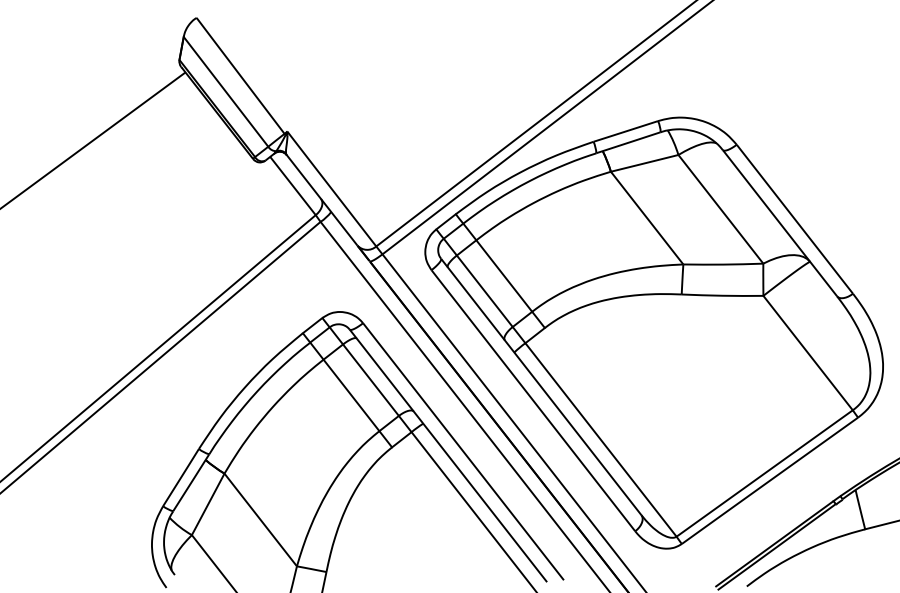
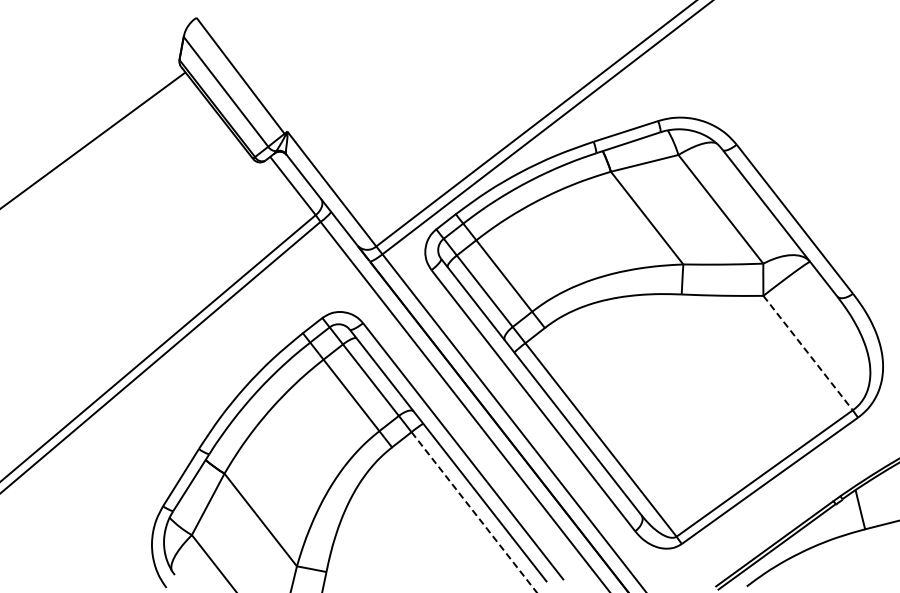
line: solid -> dashed (808, 353)
line: solid -> dashed (474, 512)
